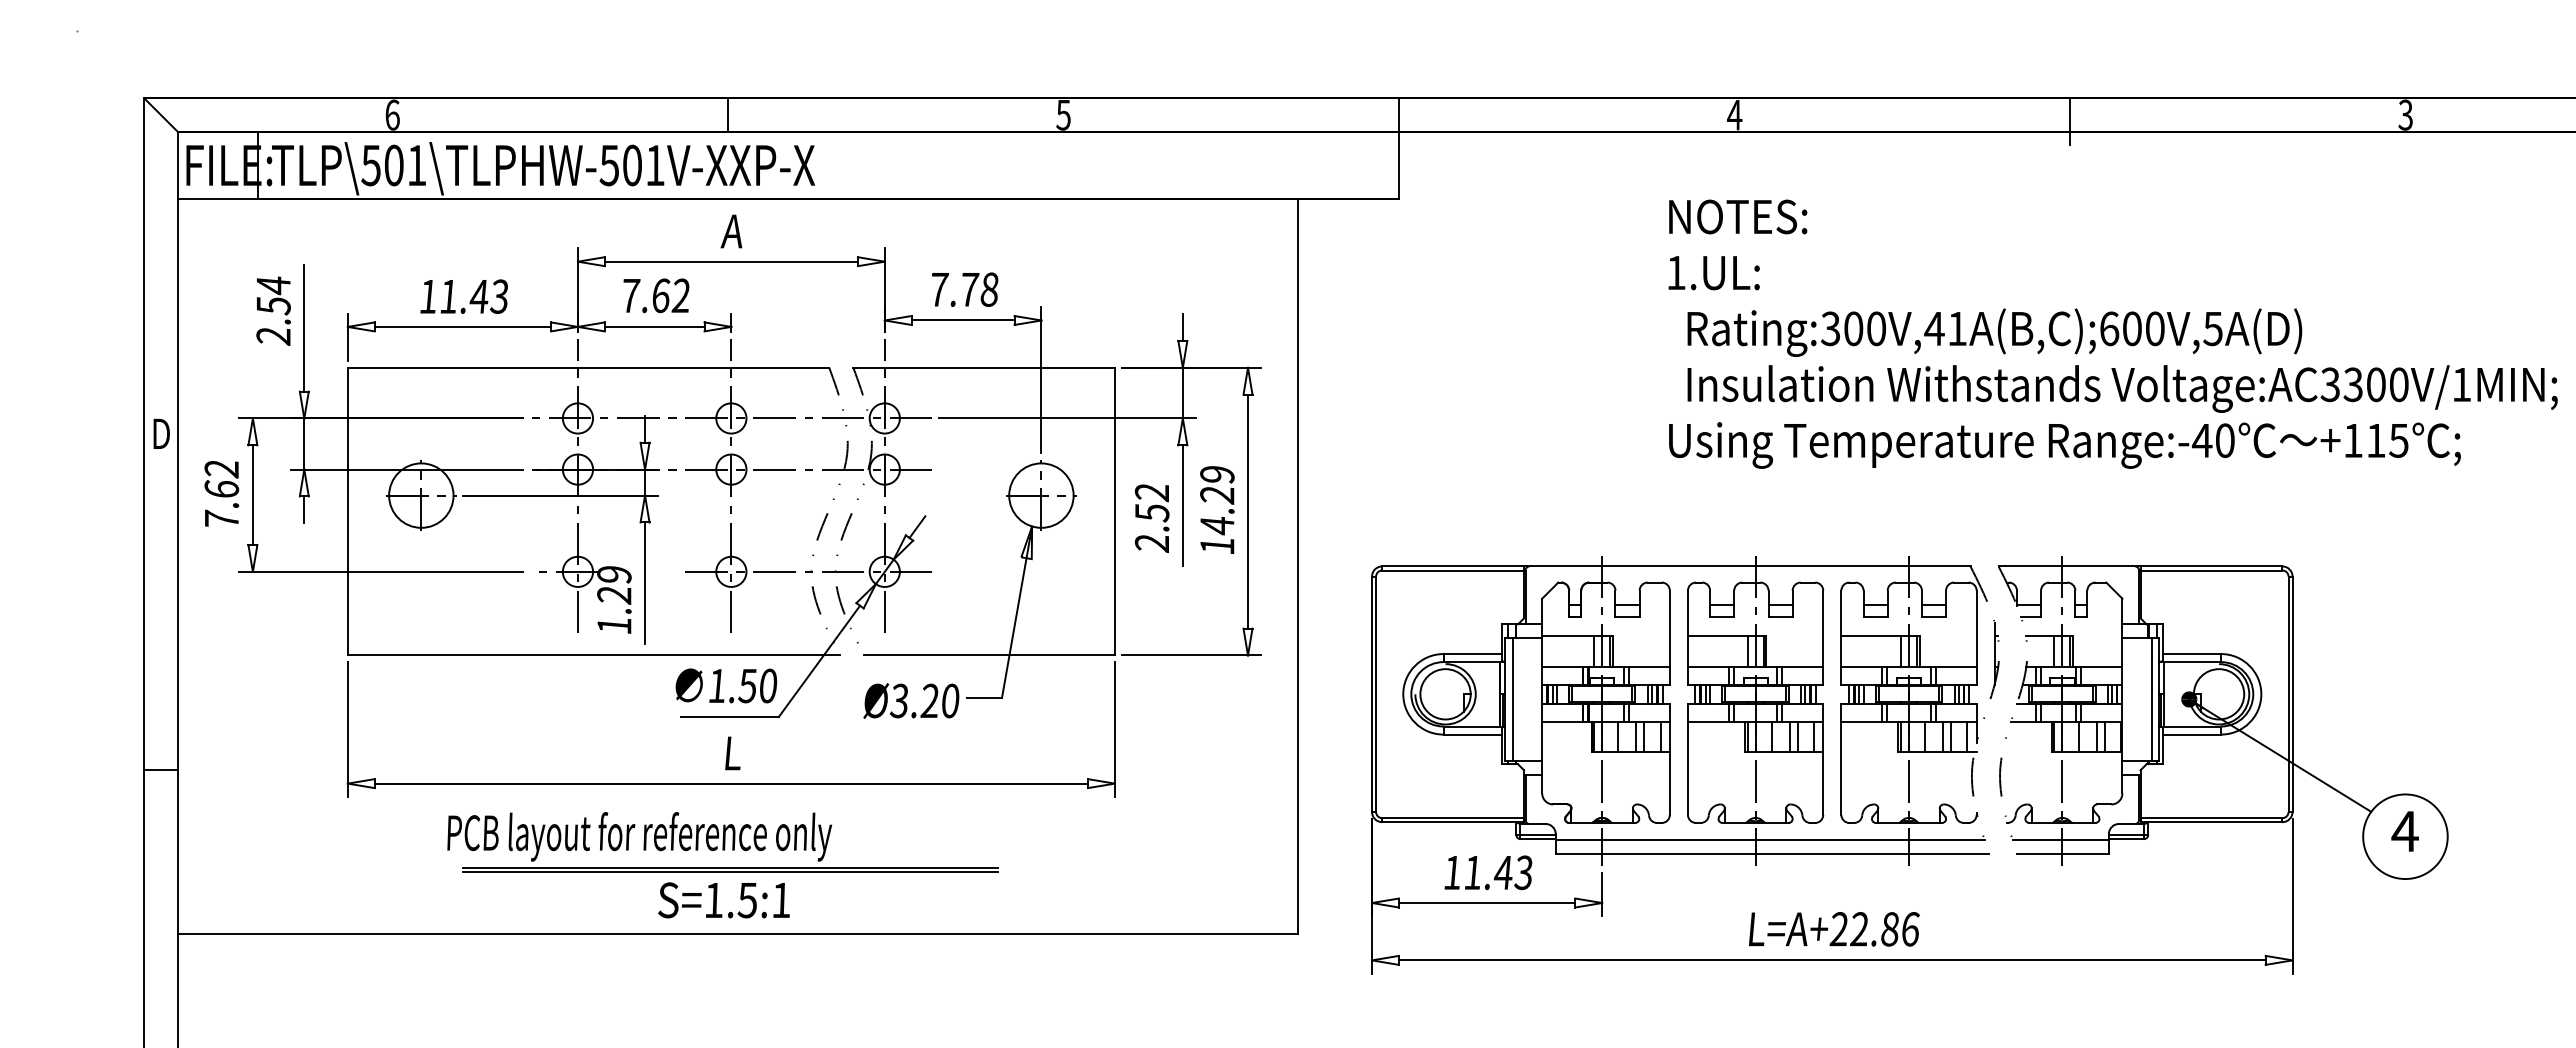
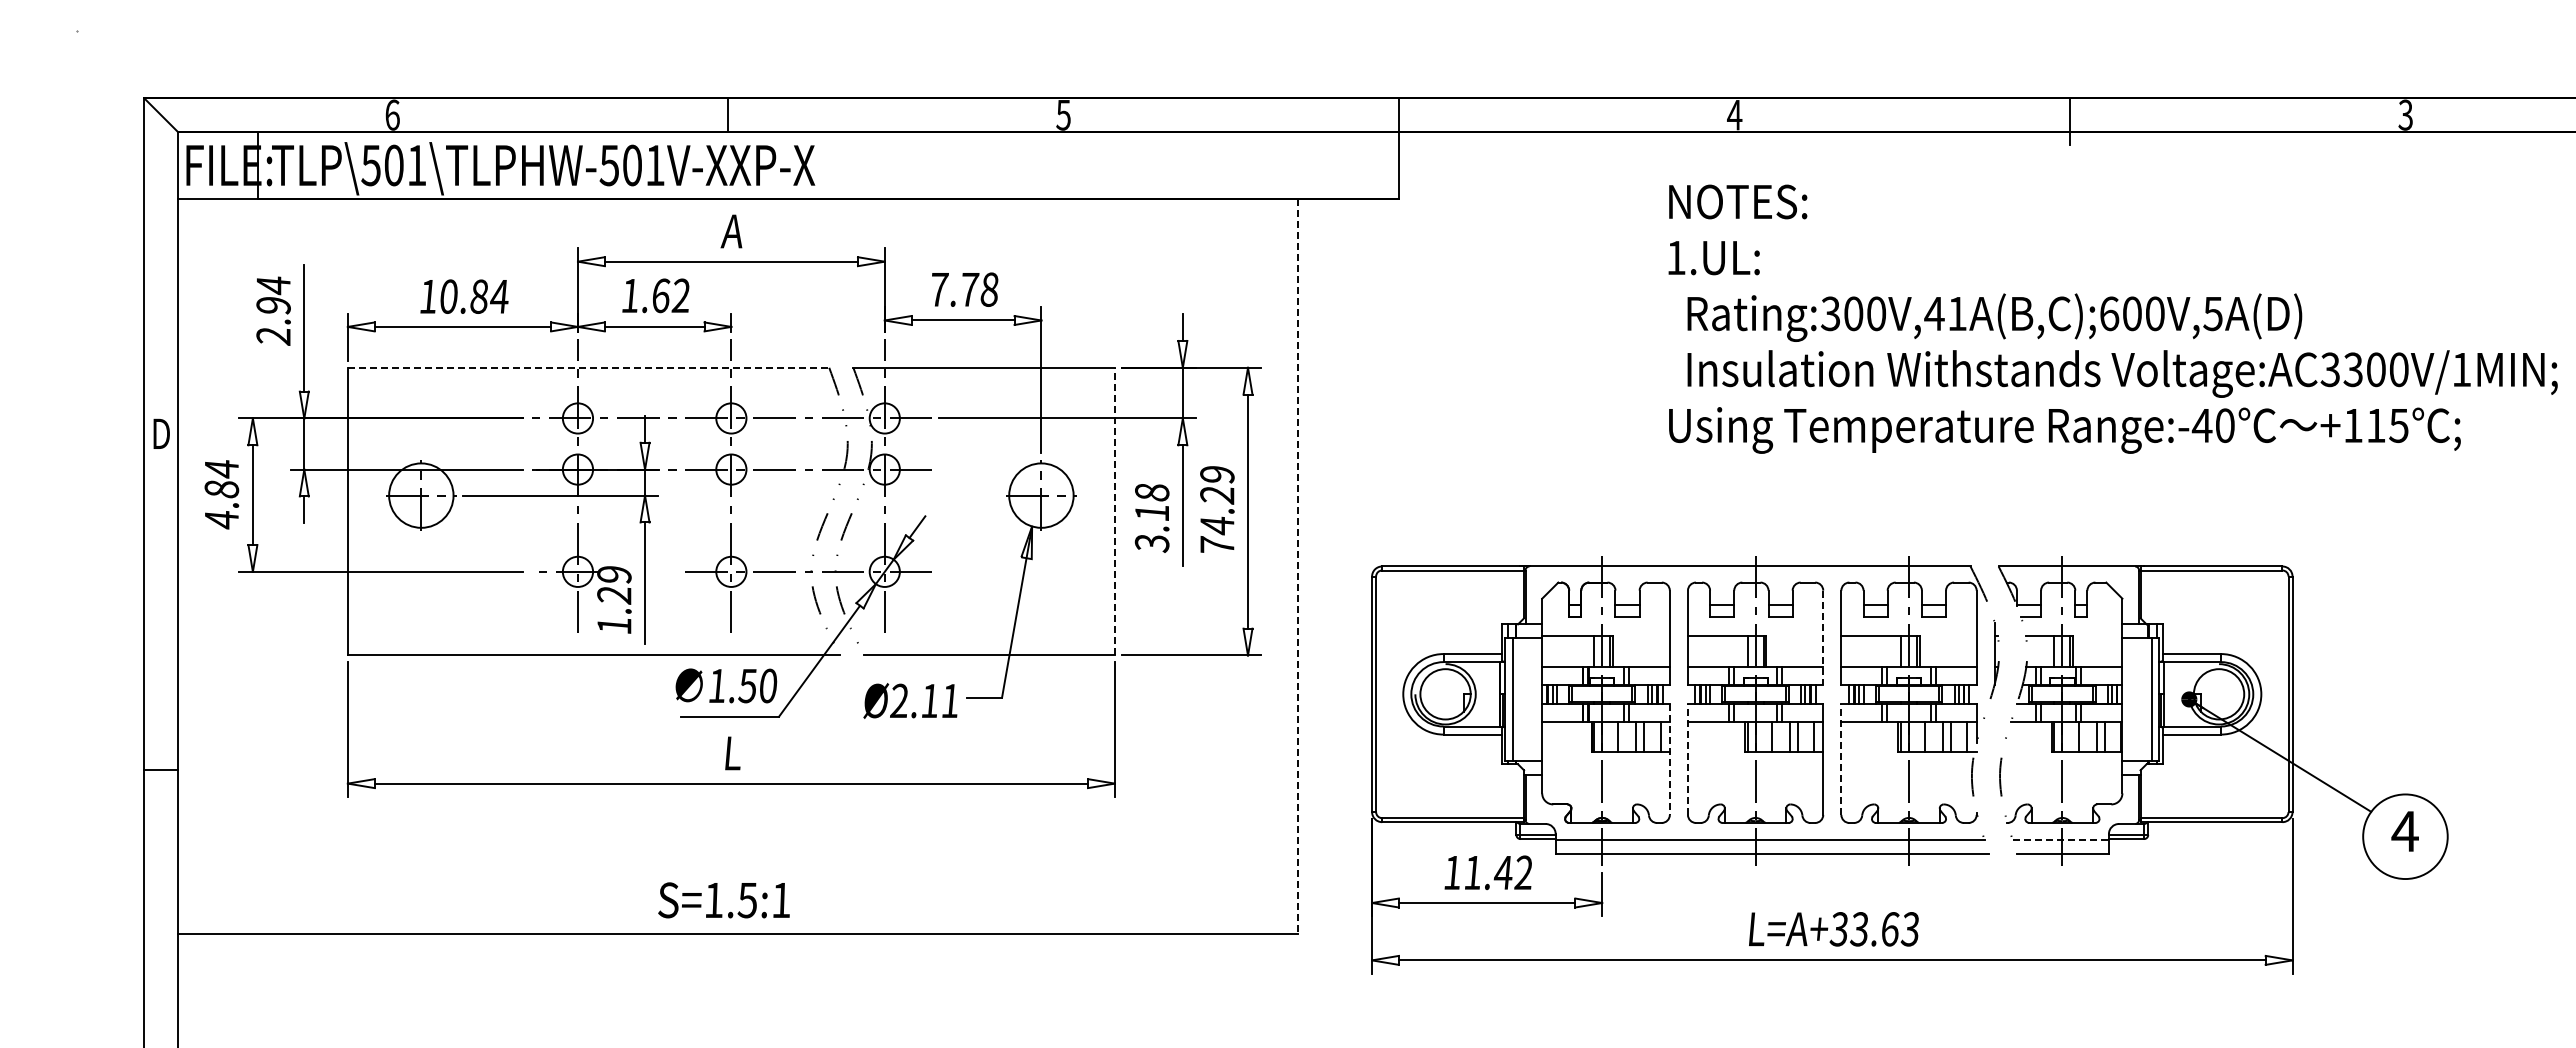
text: 7.62 -> 1.62 (631, 295)
text: 11.43 -> 10.84 (474, 296)
text: 2.54 -> 2.94 (273, 306)
text position: (2112, 333) -> (2112, 318) (2112, 318)
line: solid -> dashed (588, 367)
text: 7.62 -> 4.84 (221, 494)
line: solid -> dashed (1114, 511)
text: 2.52 -> 3.18 (1151, 518)
text: 14.29 -> 74.29 (1217, 545)
line: solid -> dashed (1297, 566)
line: solid -> dashed (1823, 638)
text: Ø3.20 -> Ø2.11 (924, 700)
line: solid -> dashed (1669, 759)
line: solid -> dashed (1687, 759)
line: solid -> dashed (1841, 759)
line: solid -> dashed (2061, 840)
part: present -> none (722, 842)
text: 11.43 -> 11.42 (1523, 873)
text: L=A+22.86 -> L=A+33.63 (1874, 929)
